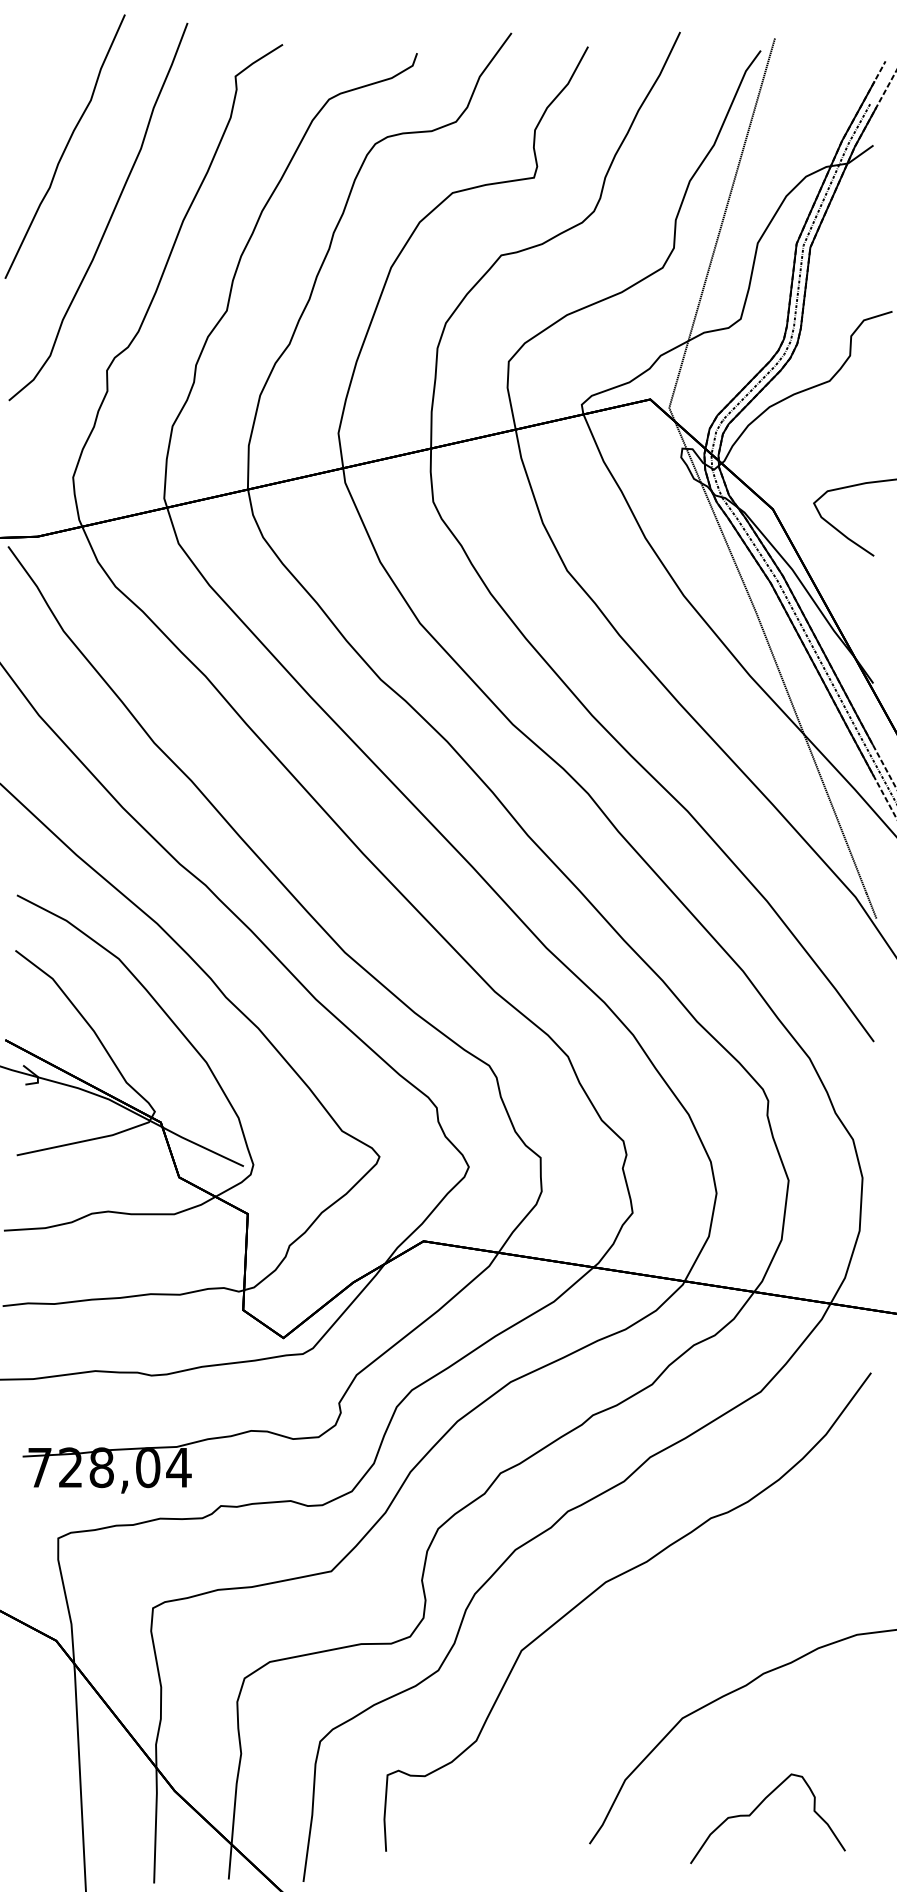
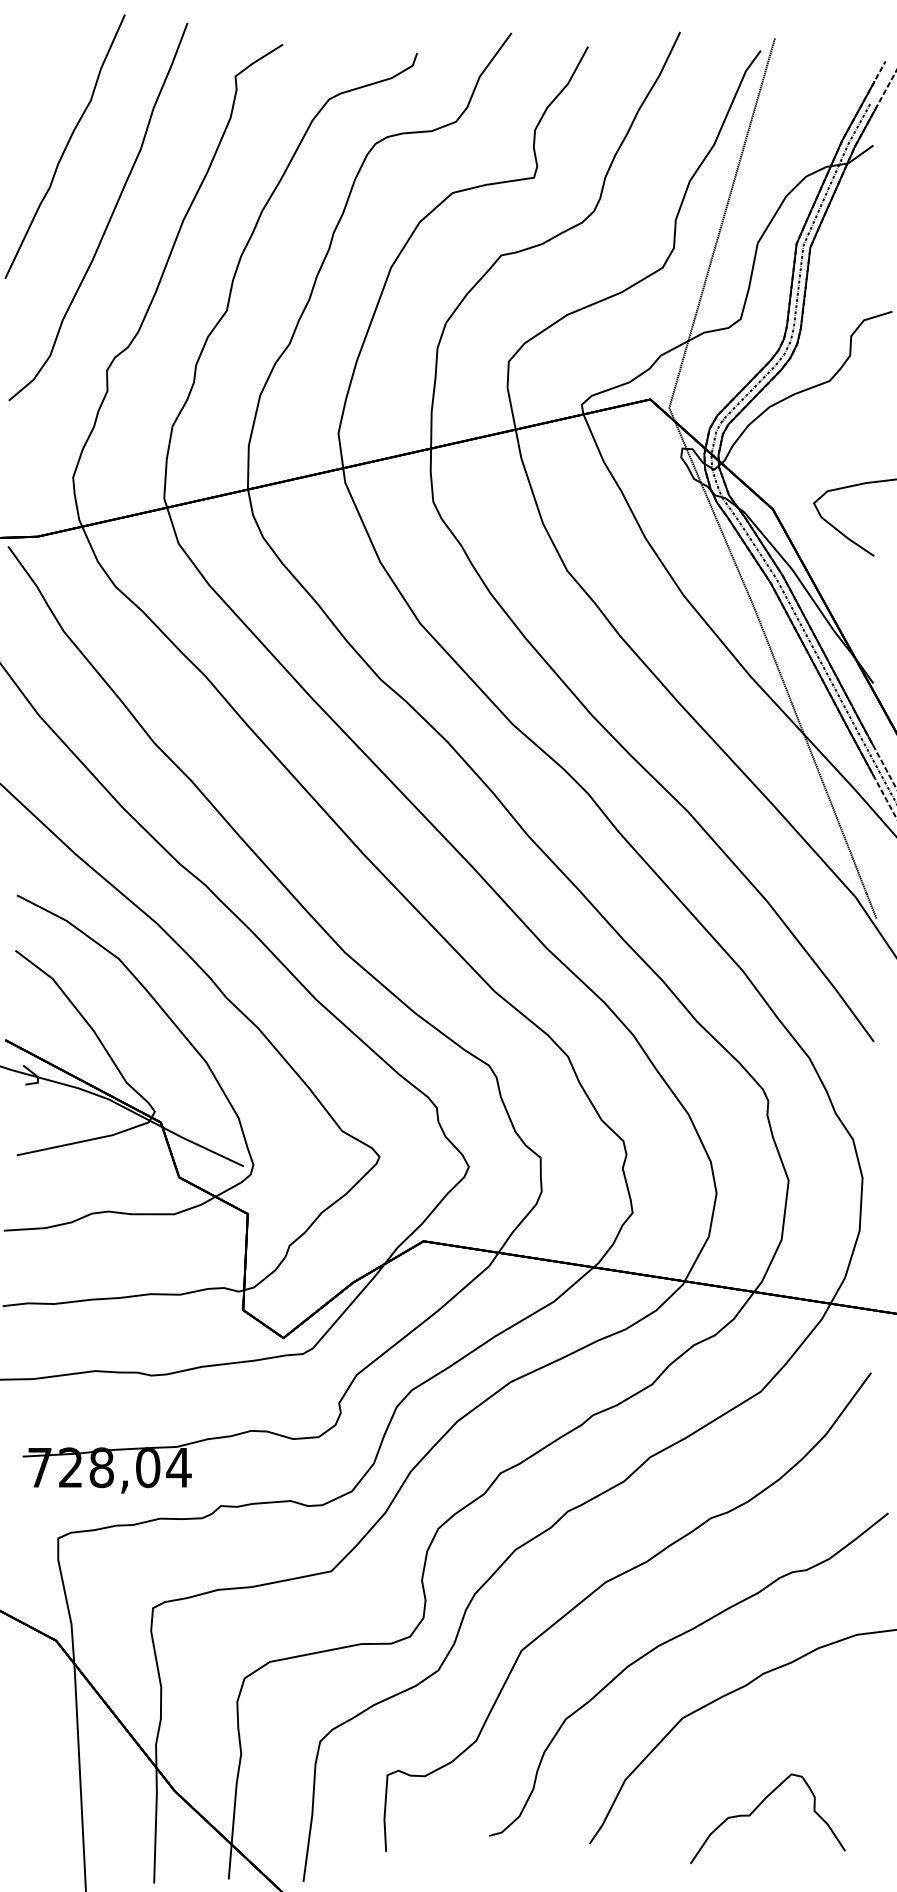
curve: none -> present (672, 1640)
